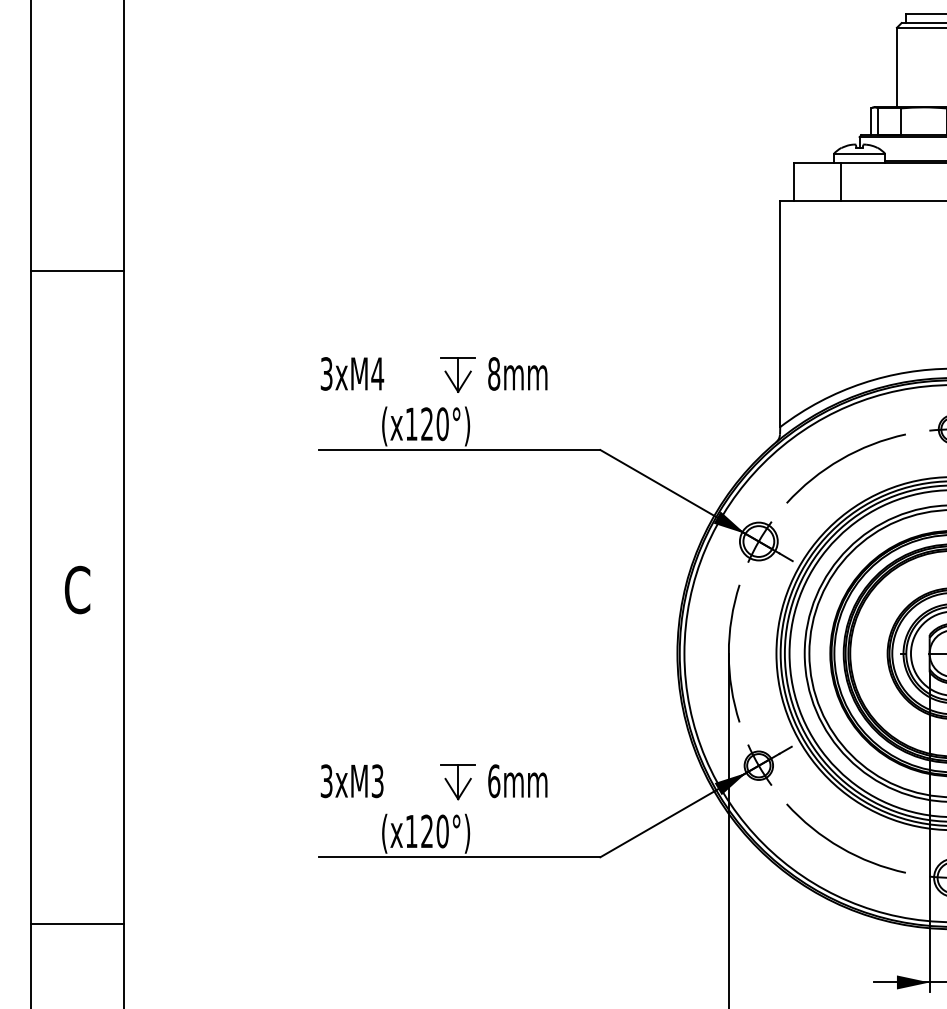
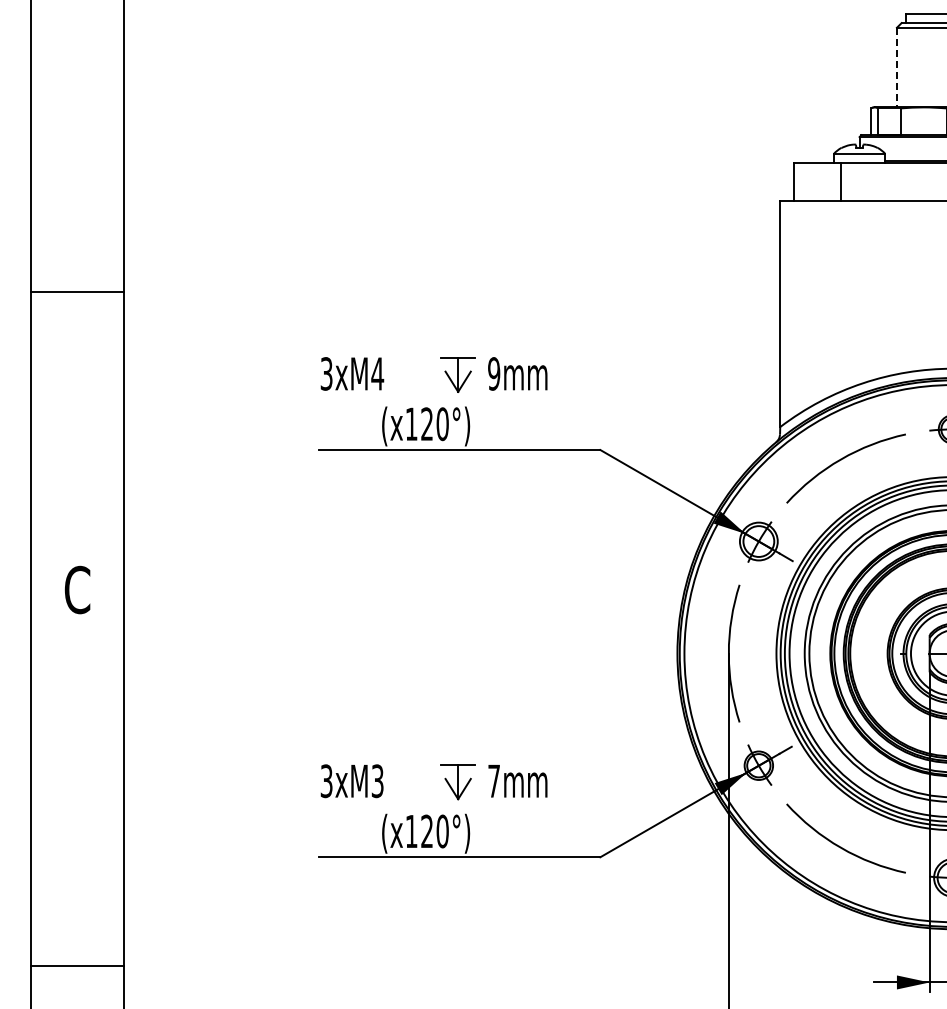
line: solid -> dashed (896, 67)
line position: (77, 271) -> (77, 292) (77, 292)
text: 8mm -> 9mm (494, 373)
text: 6mm -> 7mm (494, 781)
line position: (77, 923) -> (77, 965) (77, 965)
